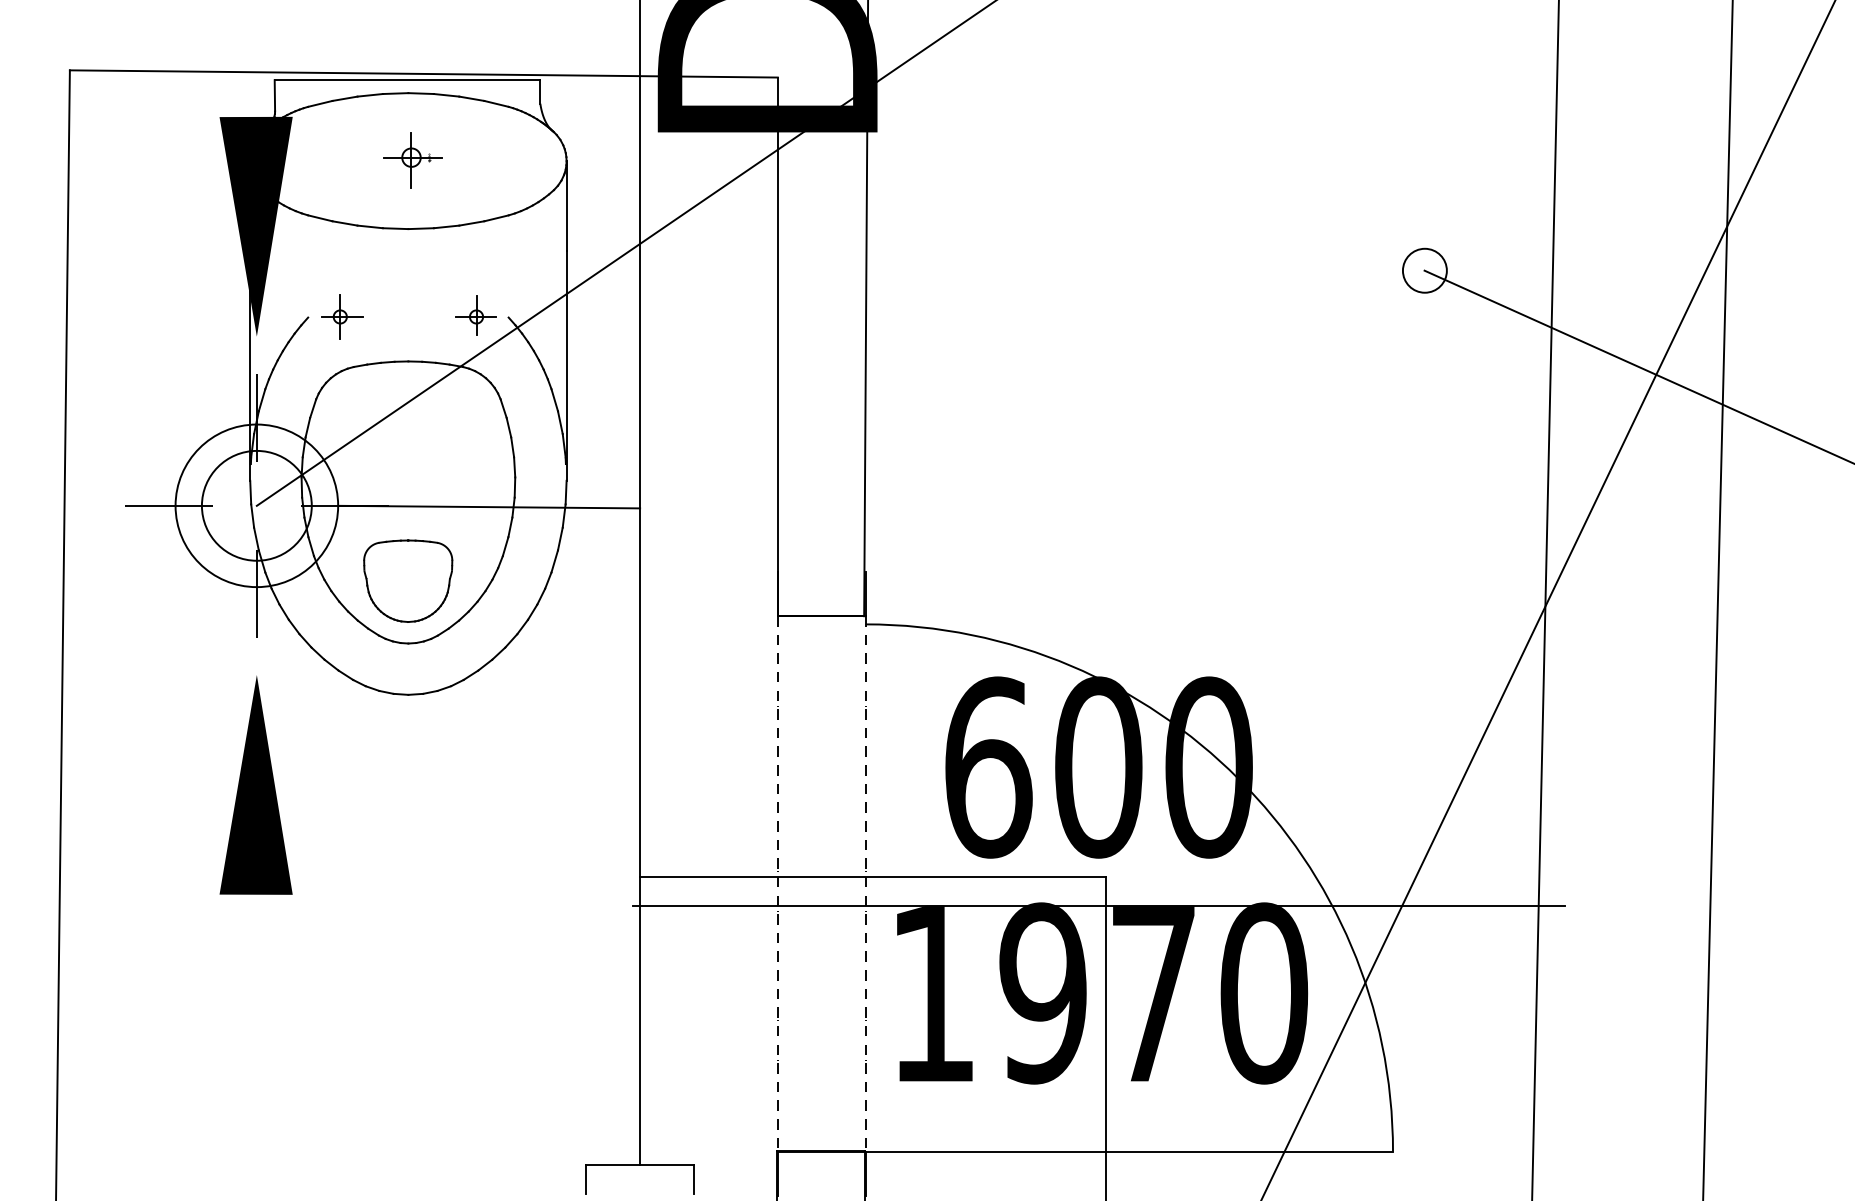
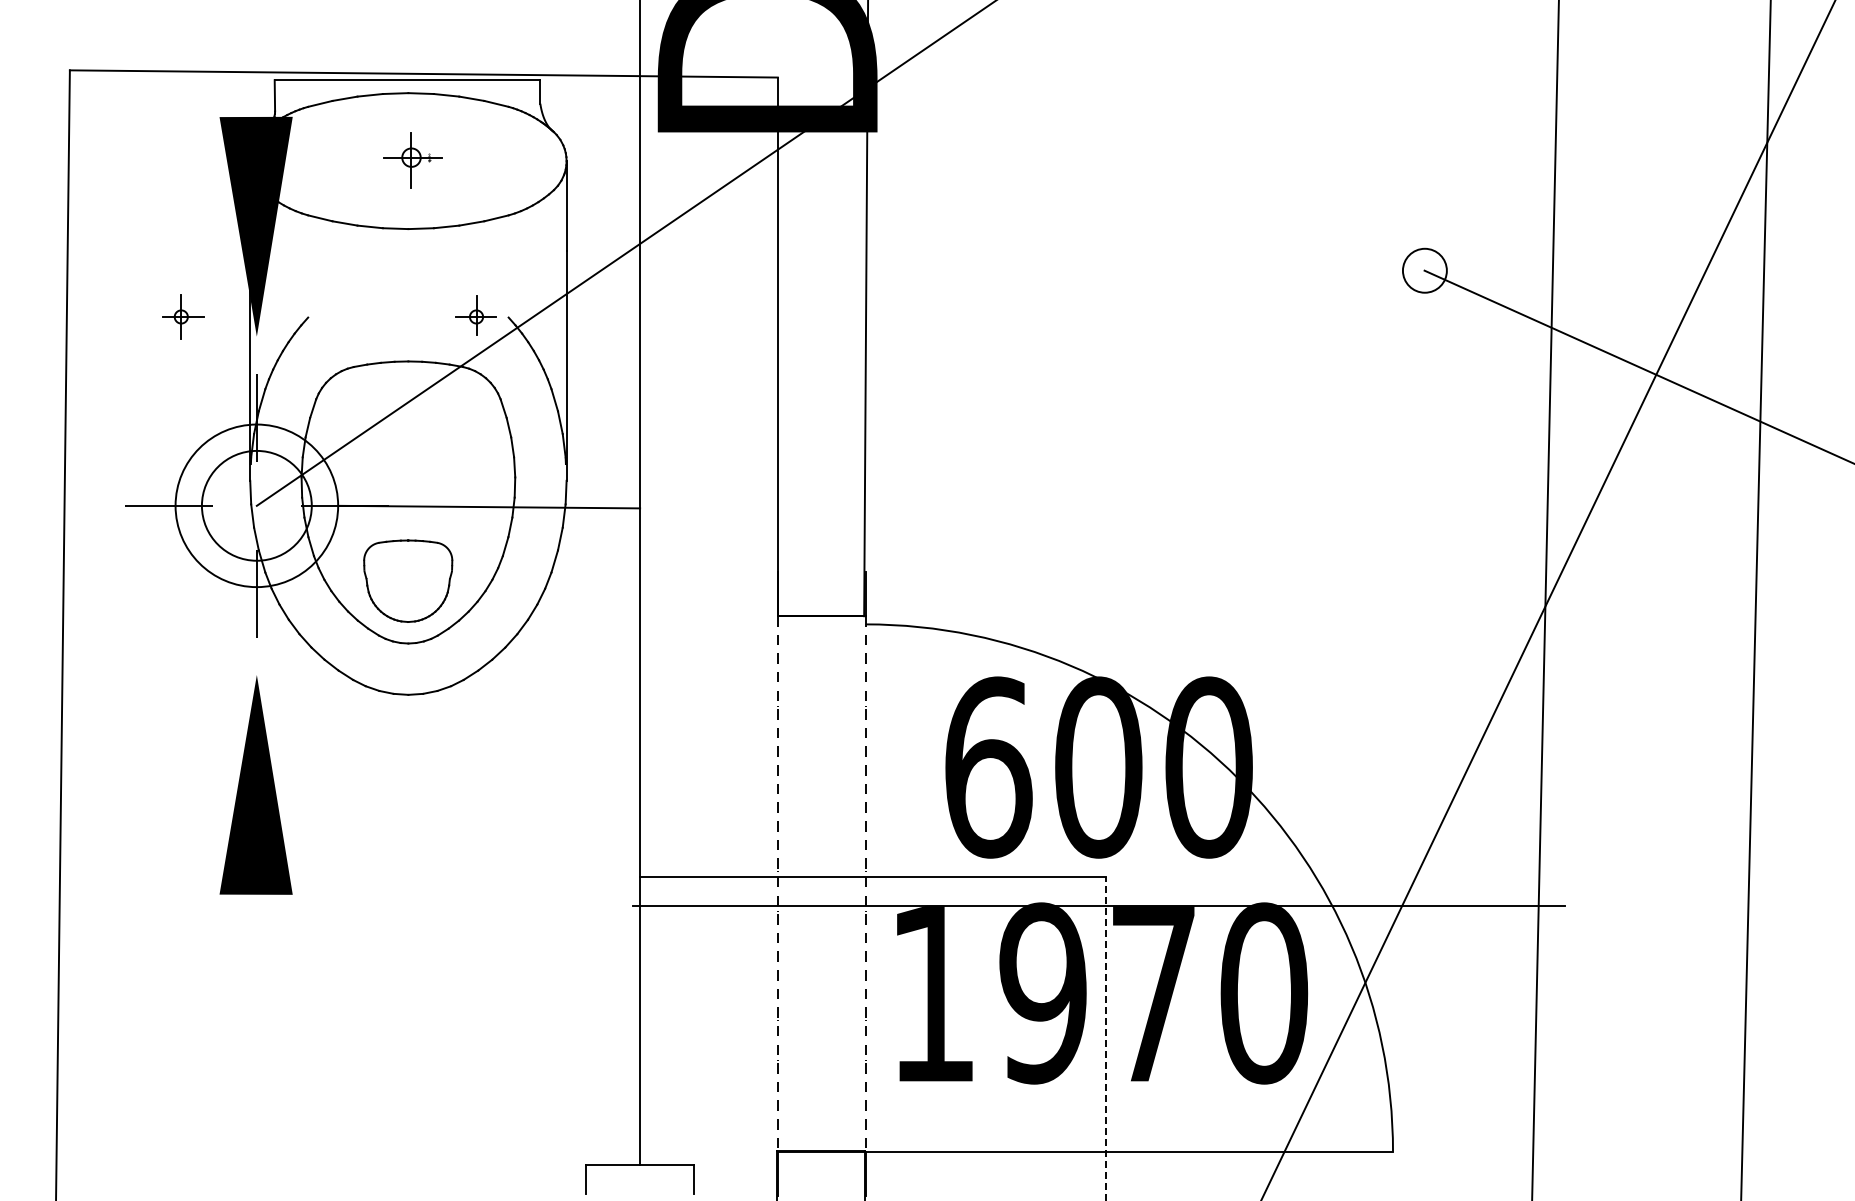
part position: (342, 316) -> (183, 316) (183, 316)
line position: (1717, 599) -> (1755, 599) (1755, 599)
line: solid -> dashed (1106, 1038)
